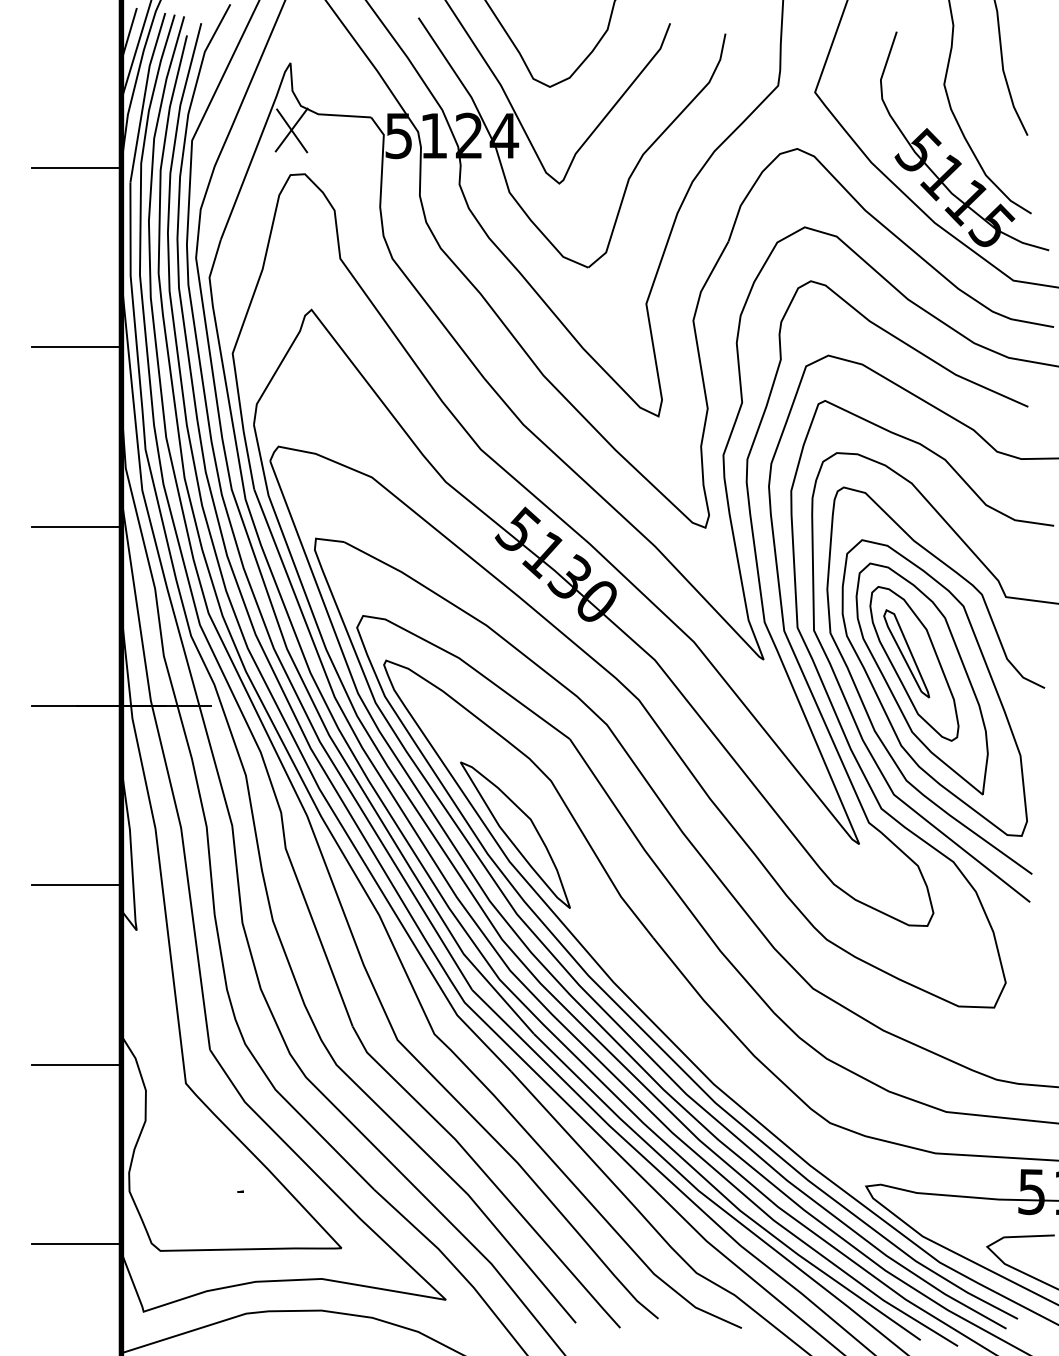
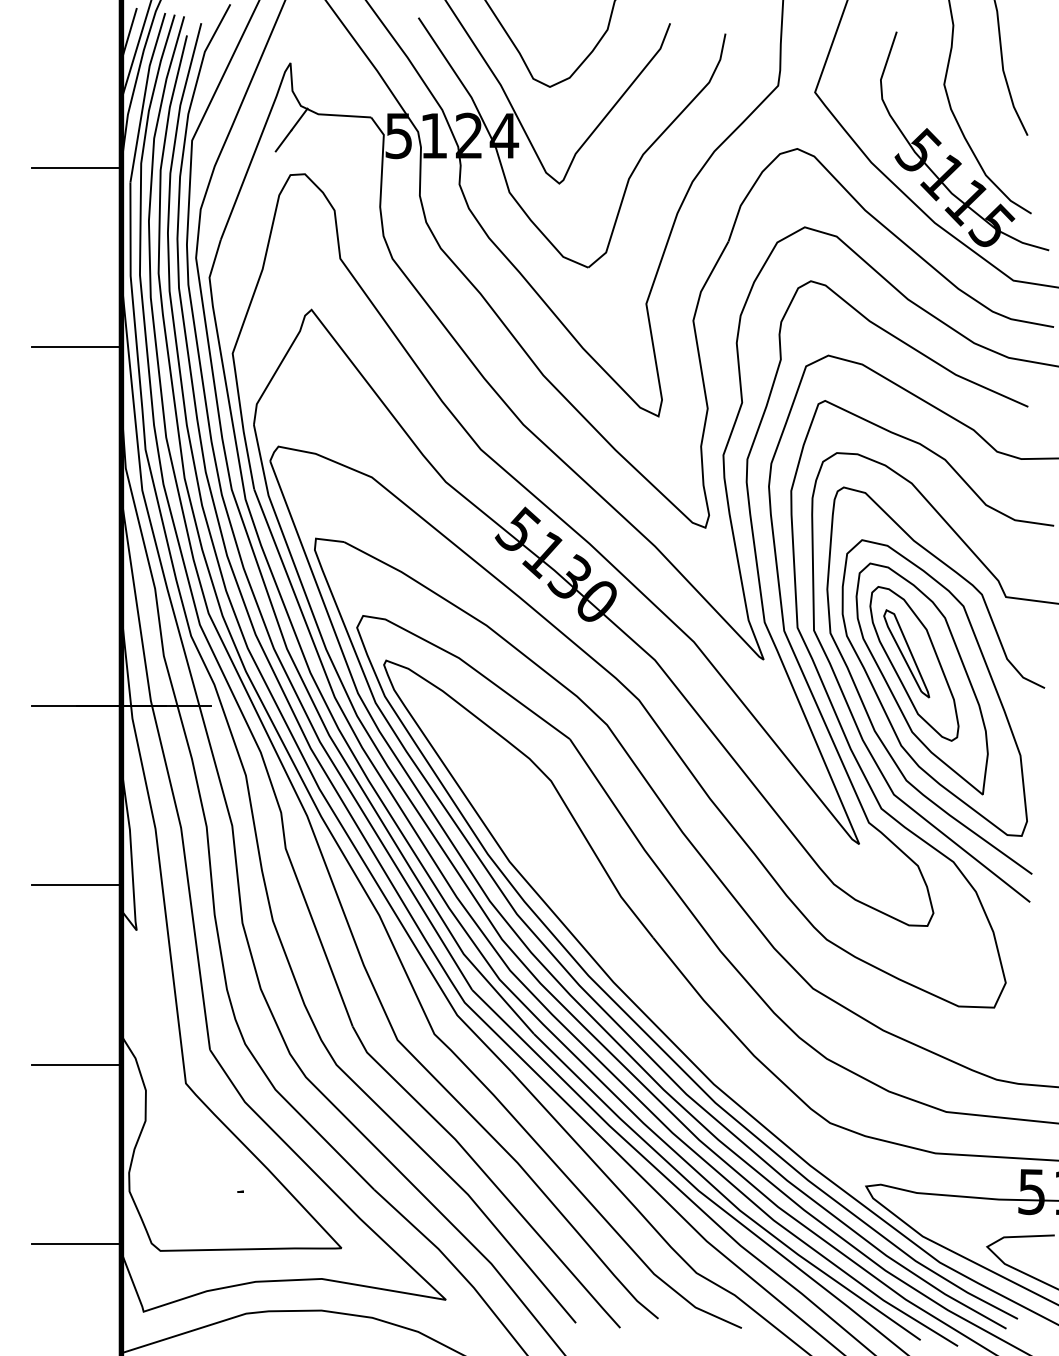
line: present -> none (292, 130)
line: present -> none (76, 526)
part: present -> none (515, 834)
